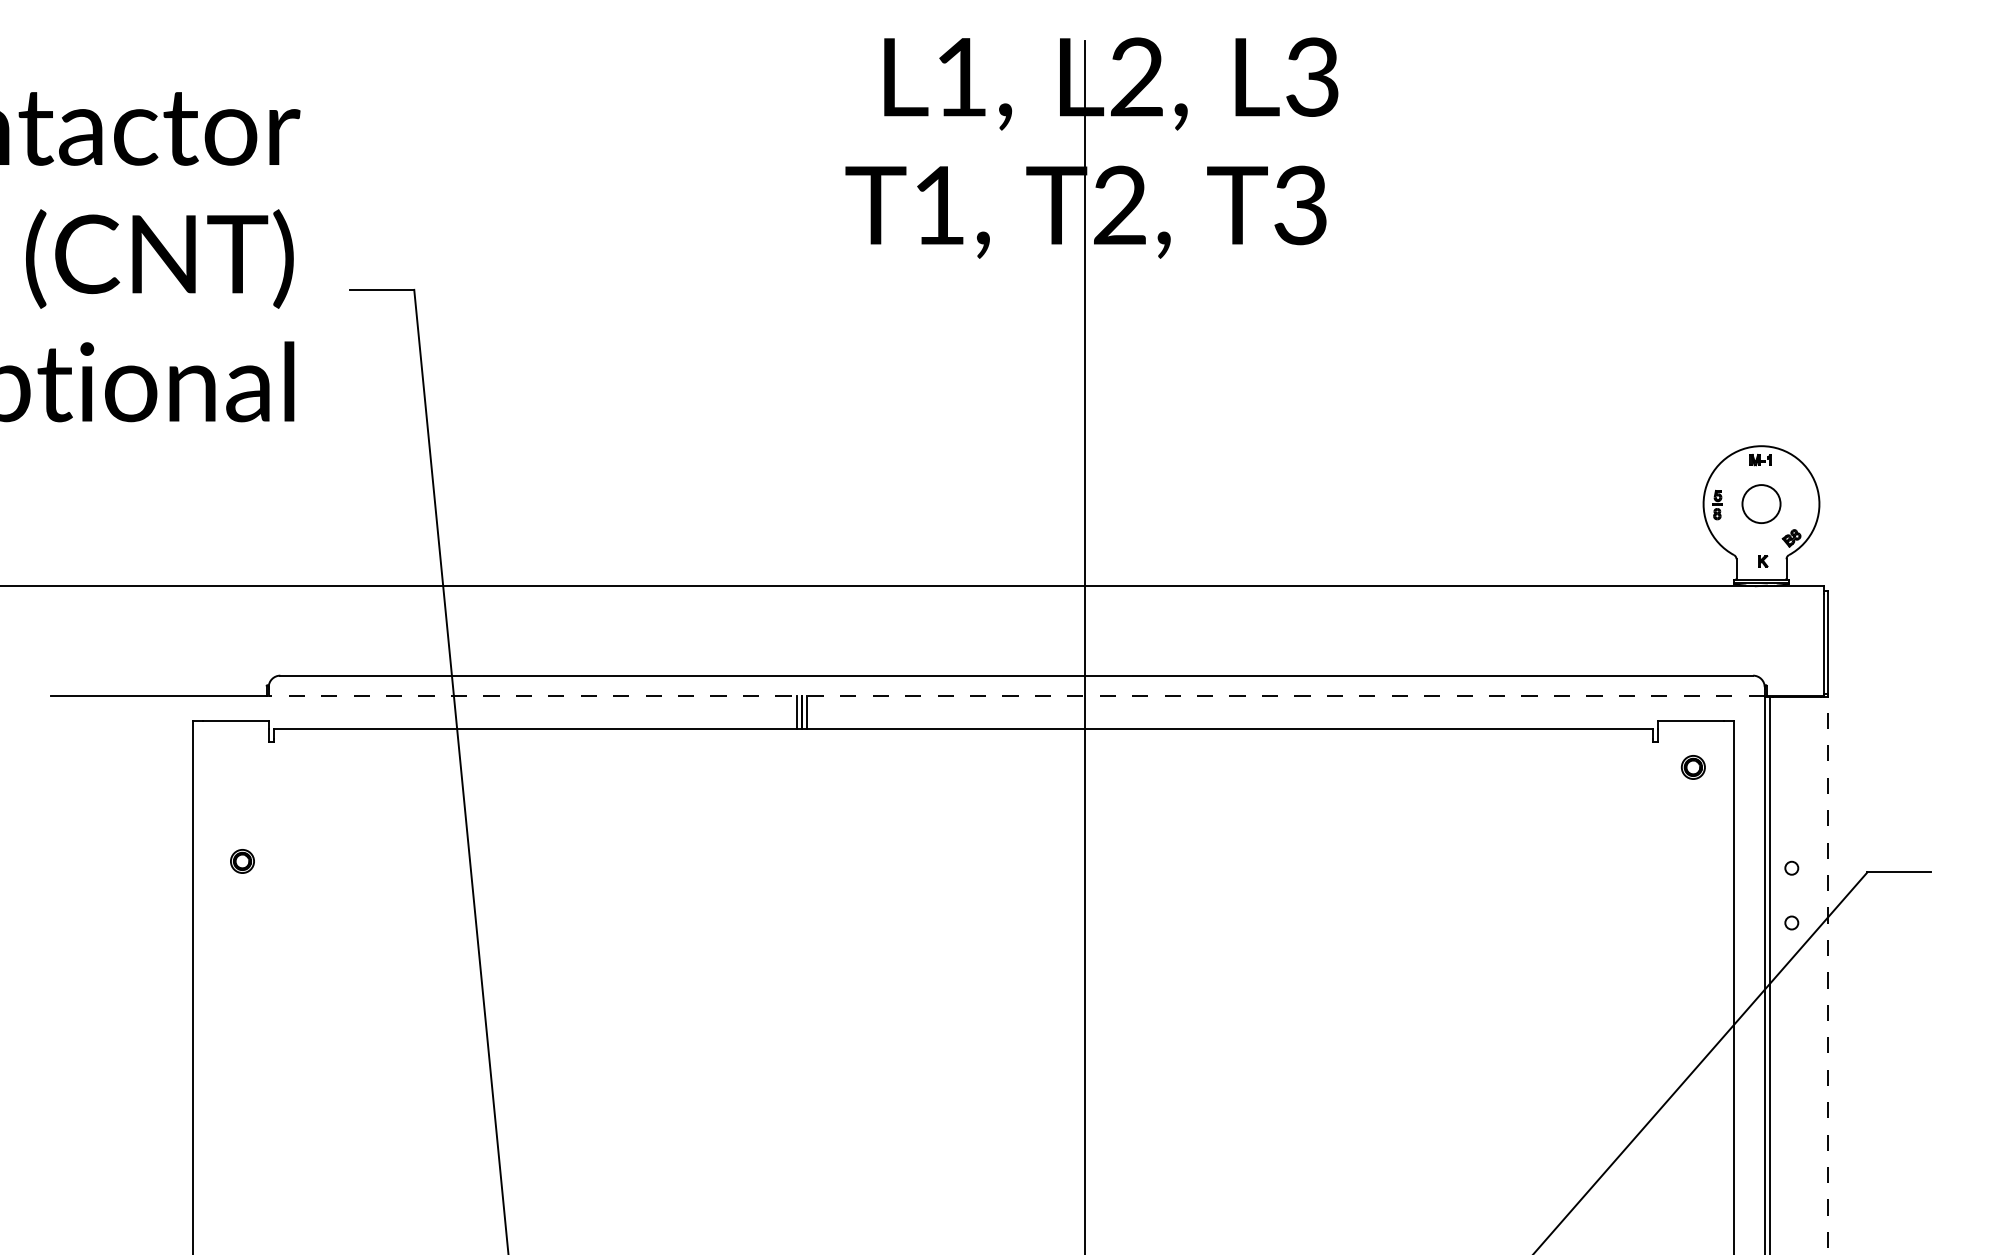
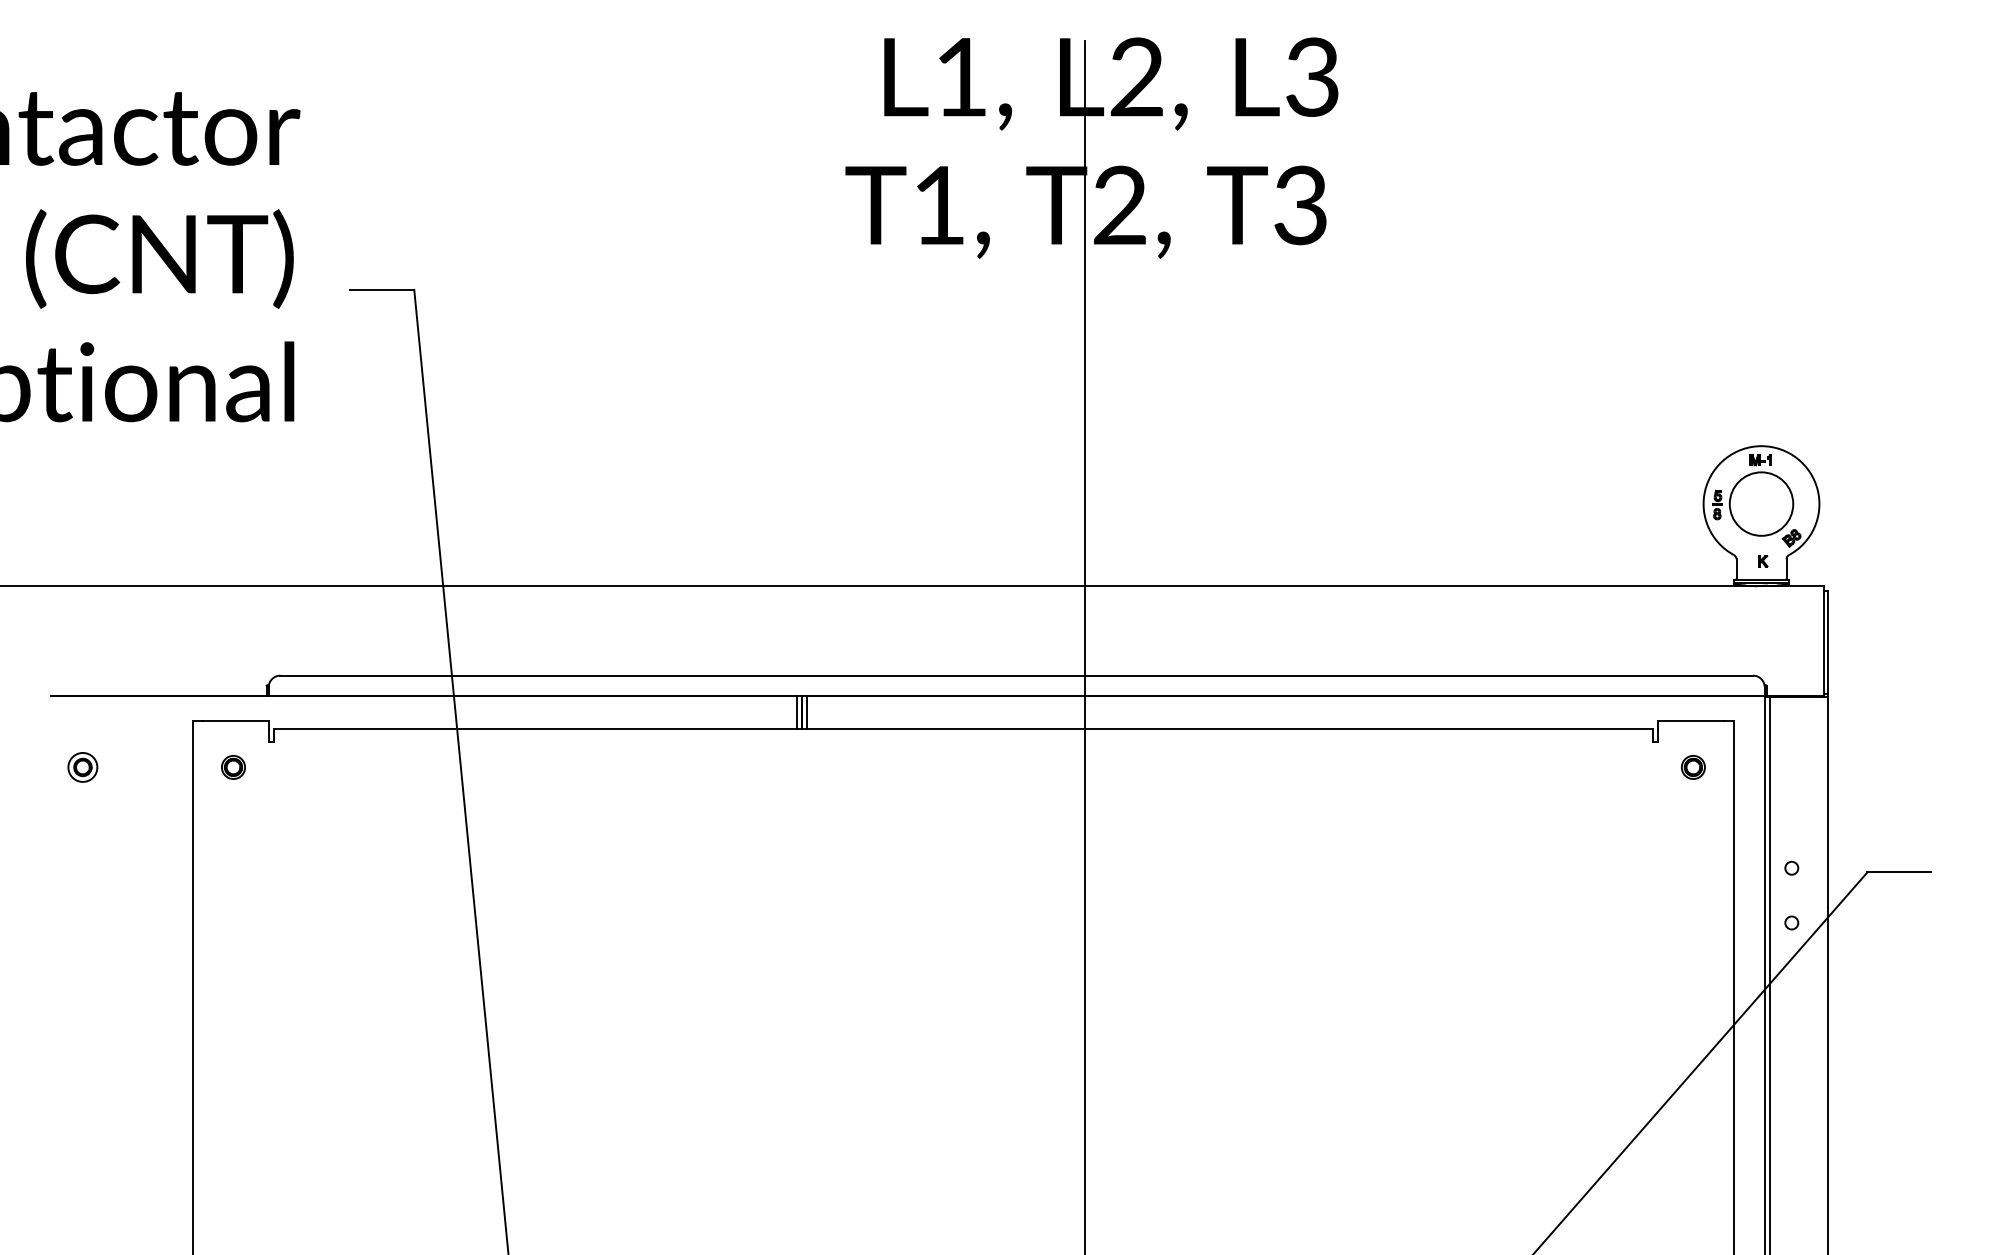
circle diameter: 38 px -> 63 px (1761, 503)
line: dashed -> solid (1016, 696)
part: none -> present (82, 767)
part position: (242, 861) -> (233, 767) (233, 767)
line: dashed -> solid (1828, 975)
